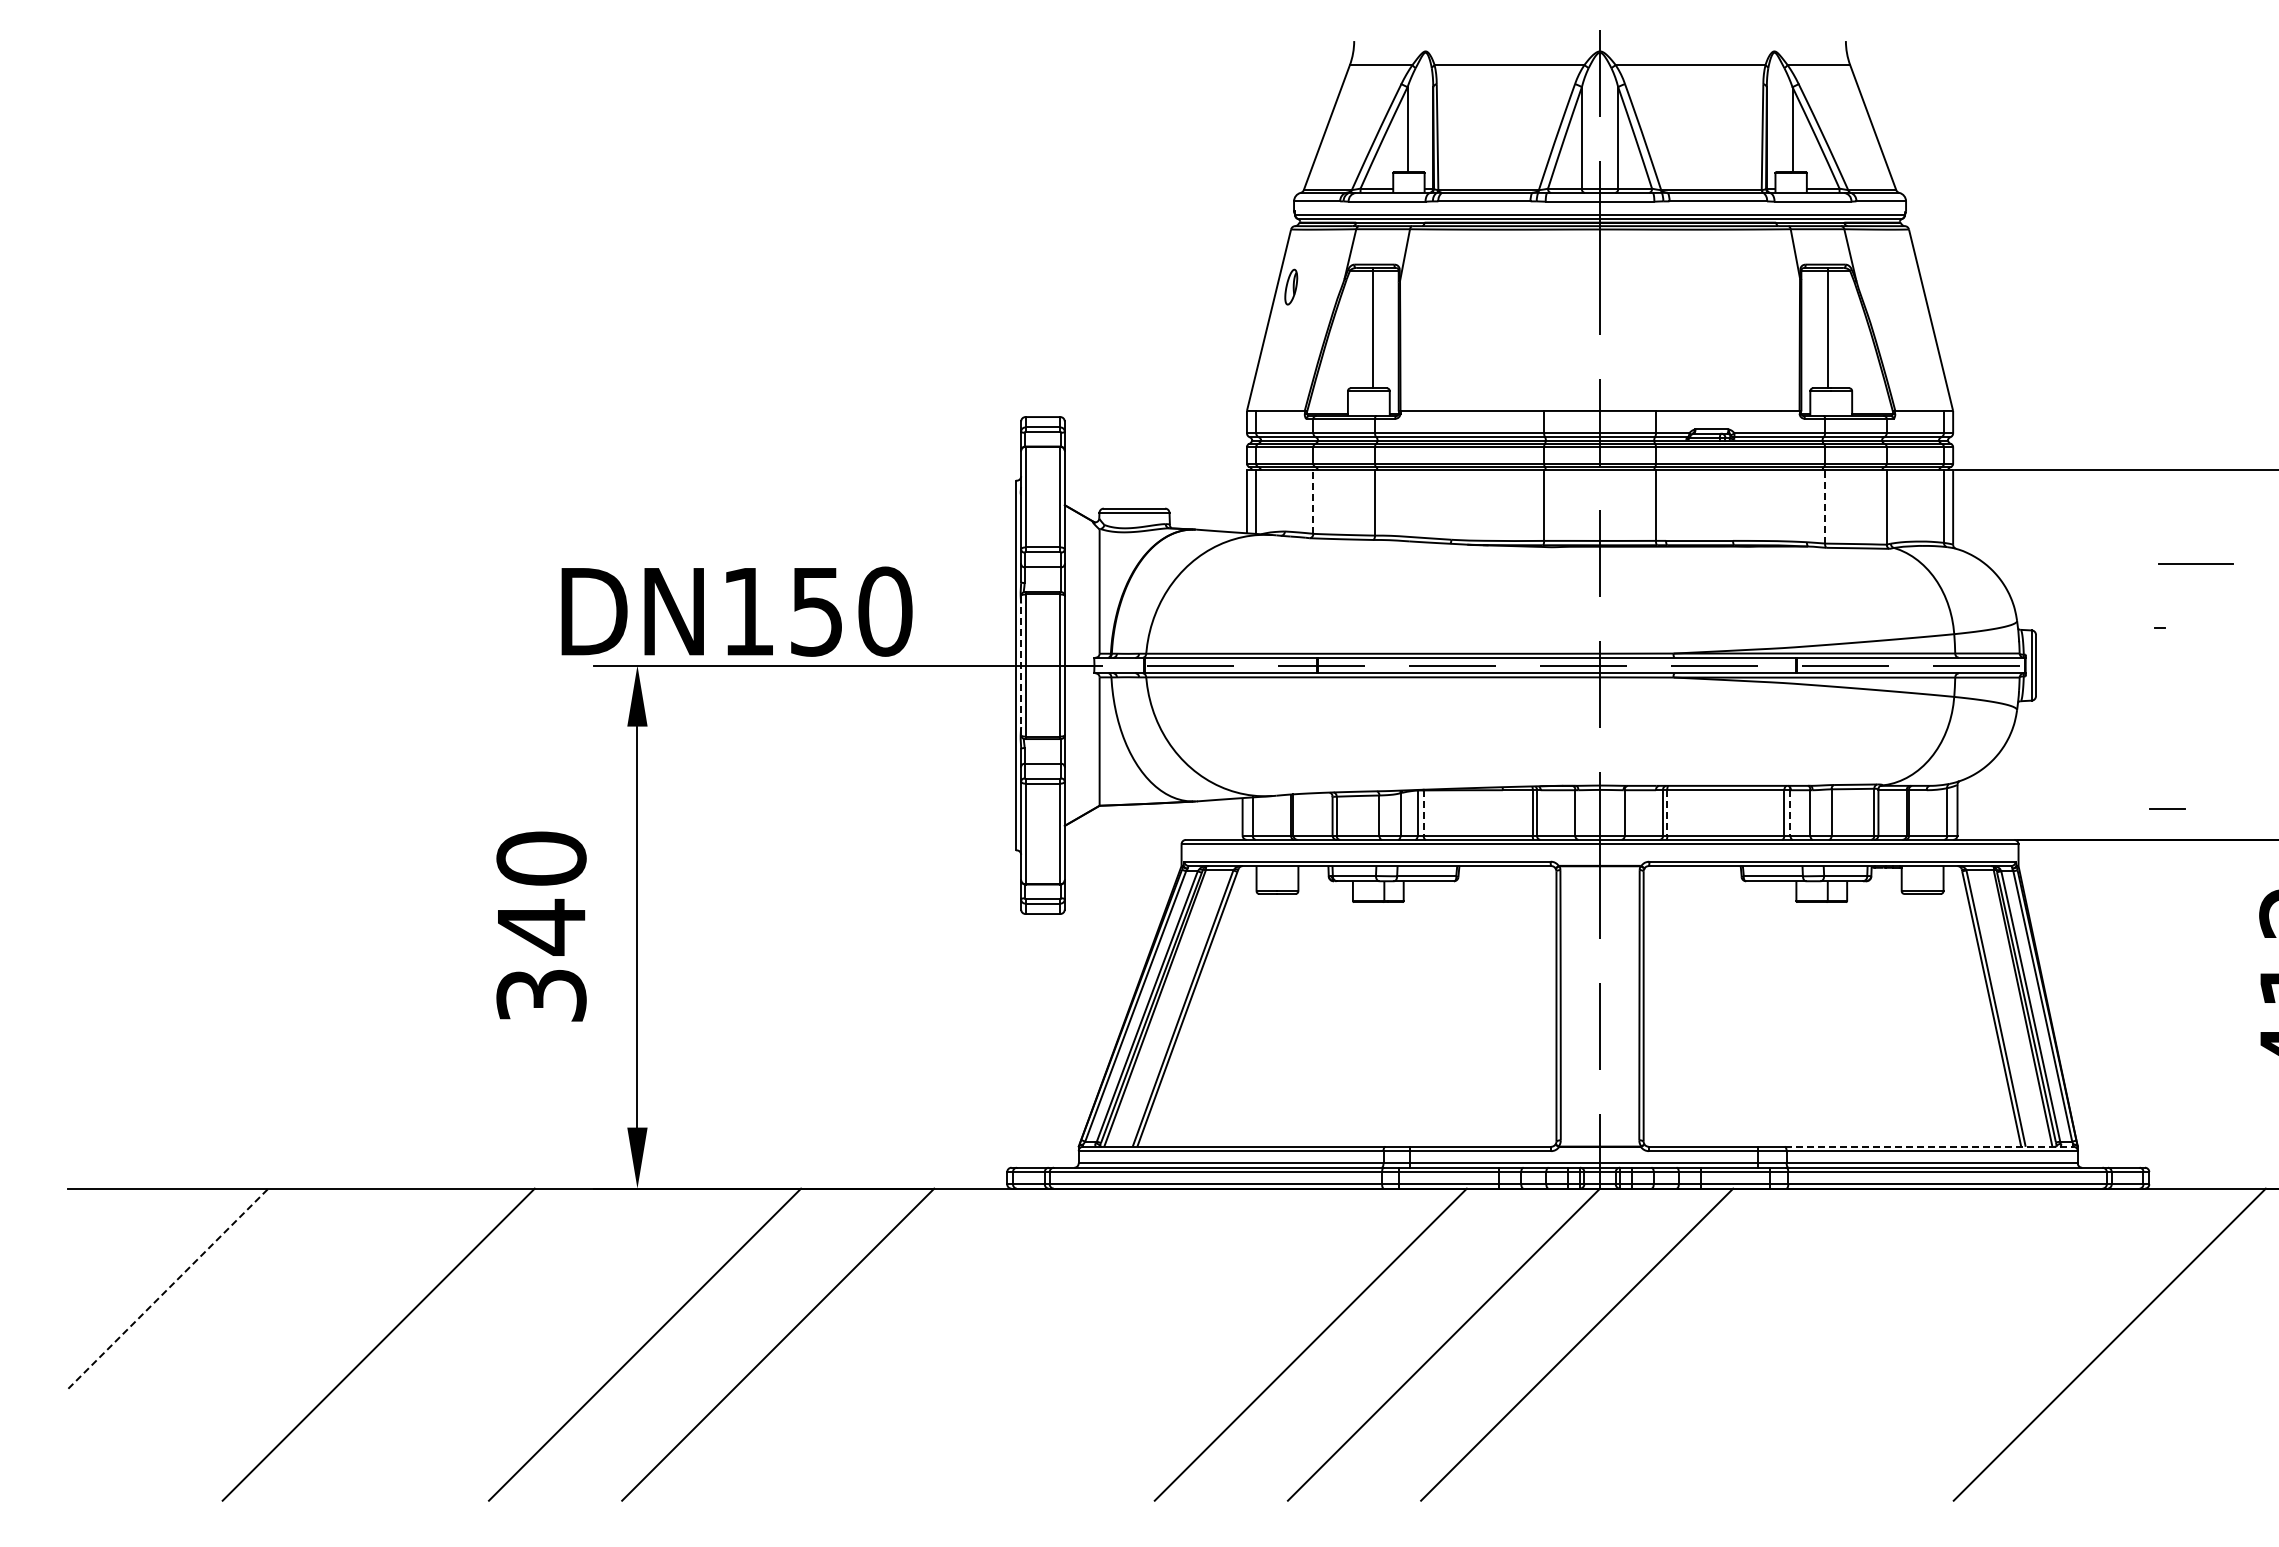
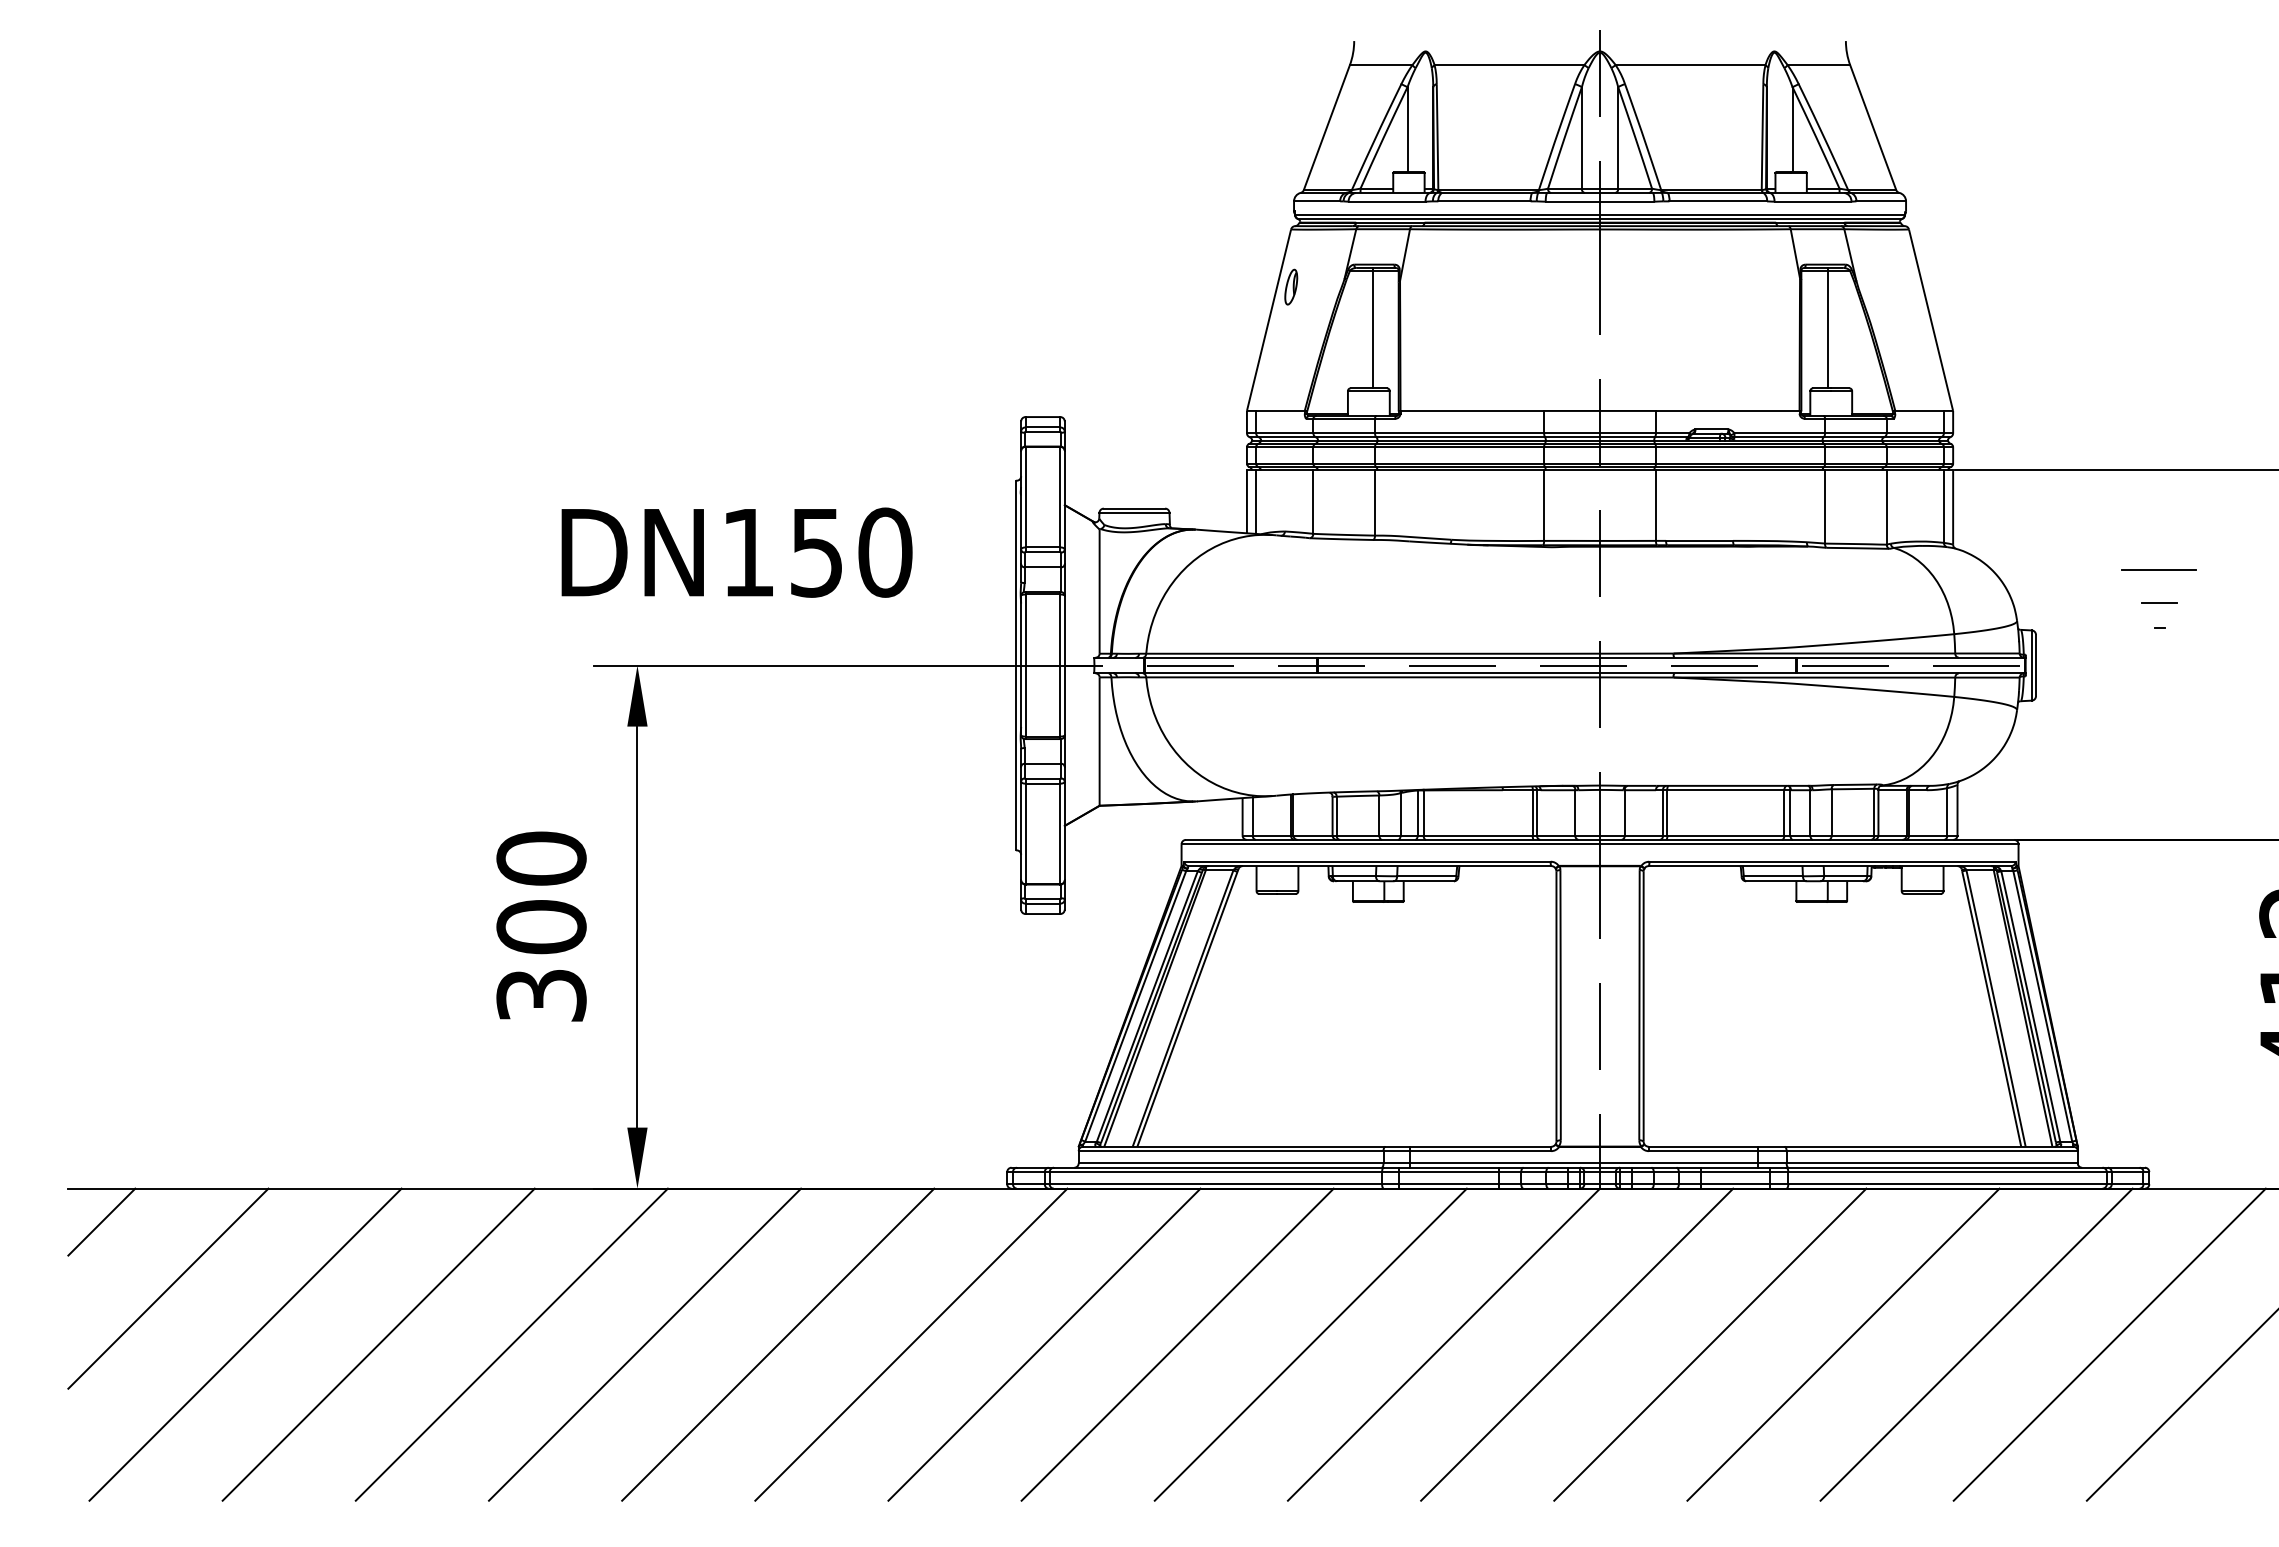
line: dashed -> solid (1313, 502)
line: dashed -> solid (1825, 506)
line position: (2195, 563) -> (2158, 569) (2158, 569)
text position: (736, 611) -> (736, 552) (736, 552)
line: dashed -> solid (1021, 665)
line position: (2167, 808) -> (2159, 602) (2159, 602)
line: dashed -> solid (1423, 812)
line: dashed -> solid (1667, 812)
line: dashed -> solid (1790, 812)
text: 340 -> 300 (541, 926)
line: dashed -> solid (1929, 1146)
line: none -> present (101, 1221)
line: dashed -> solid (168, 1288)
line: none -> present (245, 1344)
line: none -> present (511, 1344)
line: none -> present (911, 1344)
line: none -> present (1044, 1344)
line: none -> present (1177, 1344)
line: none -> present (1710, 1344)
line: none -> present (1843, 1344)
line: none -> present (1976, 1344)
line: none -> present (2180, 1405)
